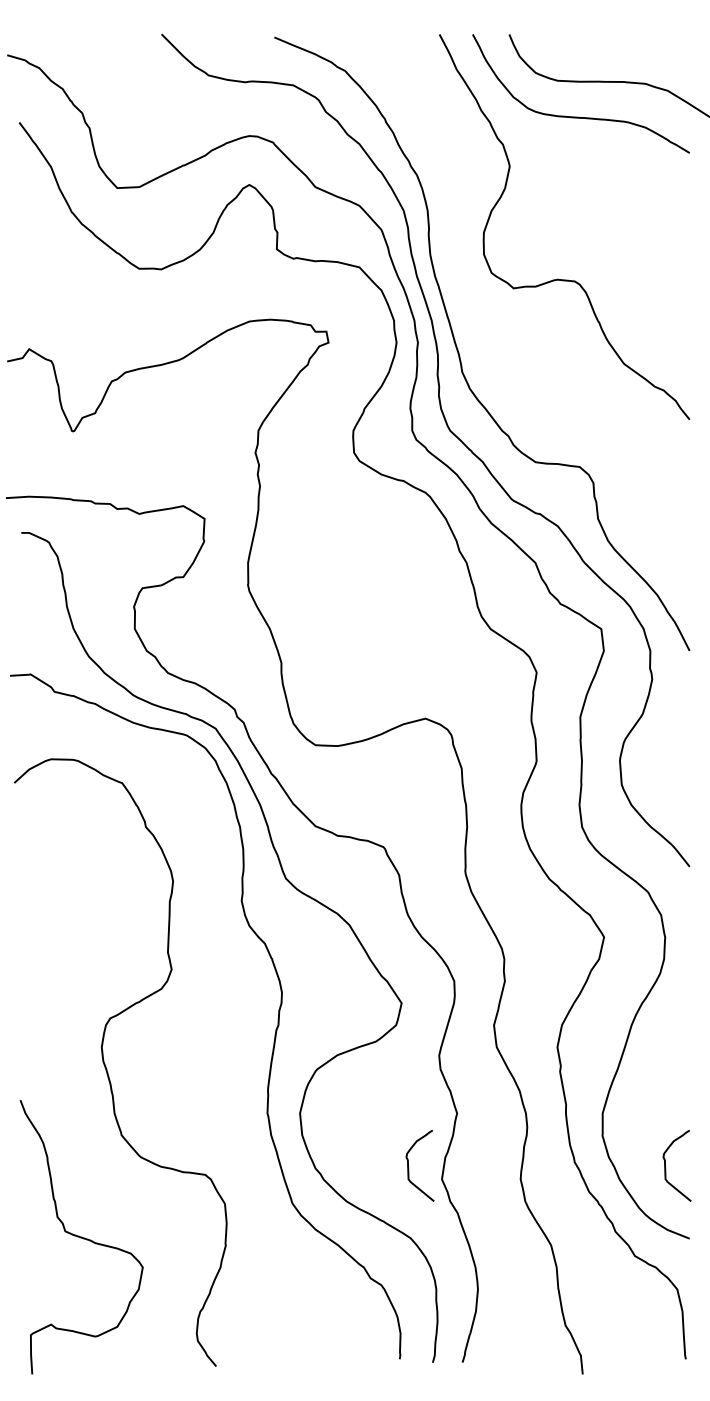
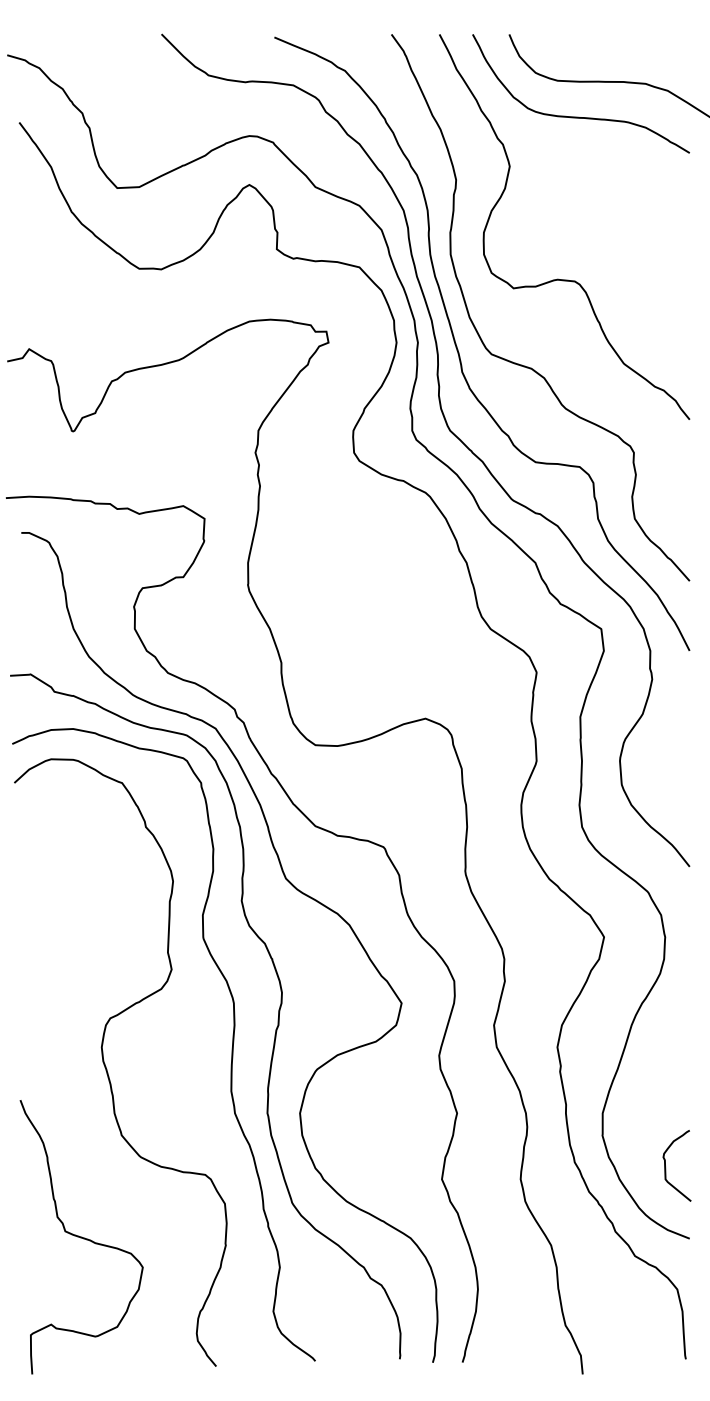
curve: none -> present (522, 364)
curve: none -> present (231, 1048)
curve: present -> none (409, 1167)
